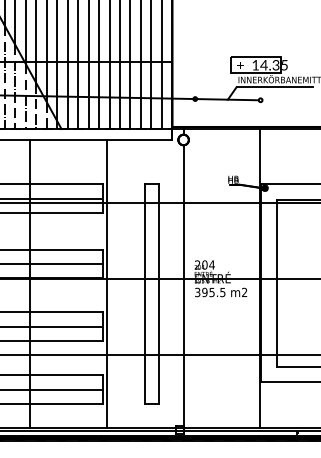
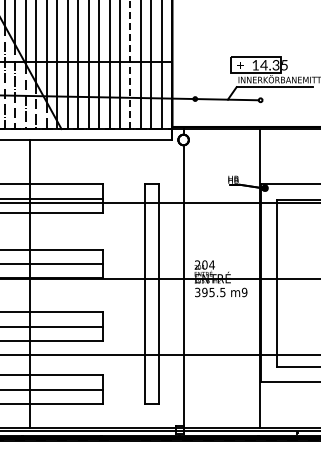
line: solid -> dashed (130, 64)
line: present -> none (106, 283)
text: m2 -> m9 (244, 292)
